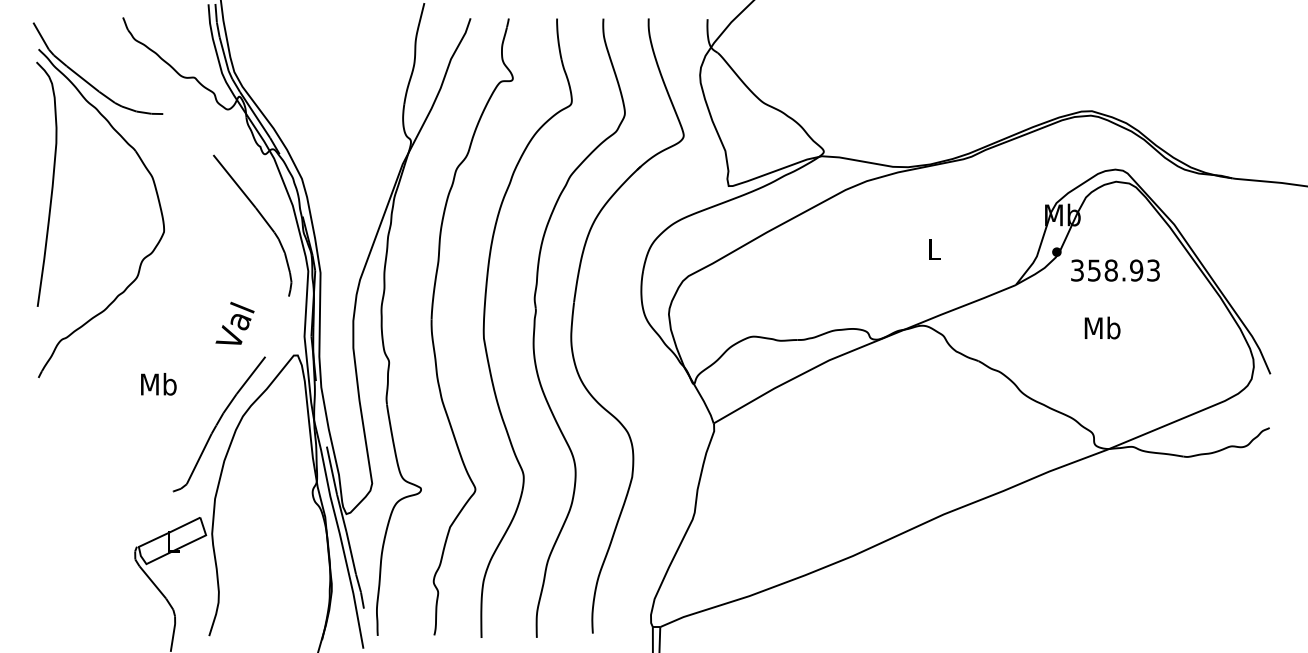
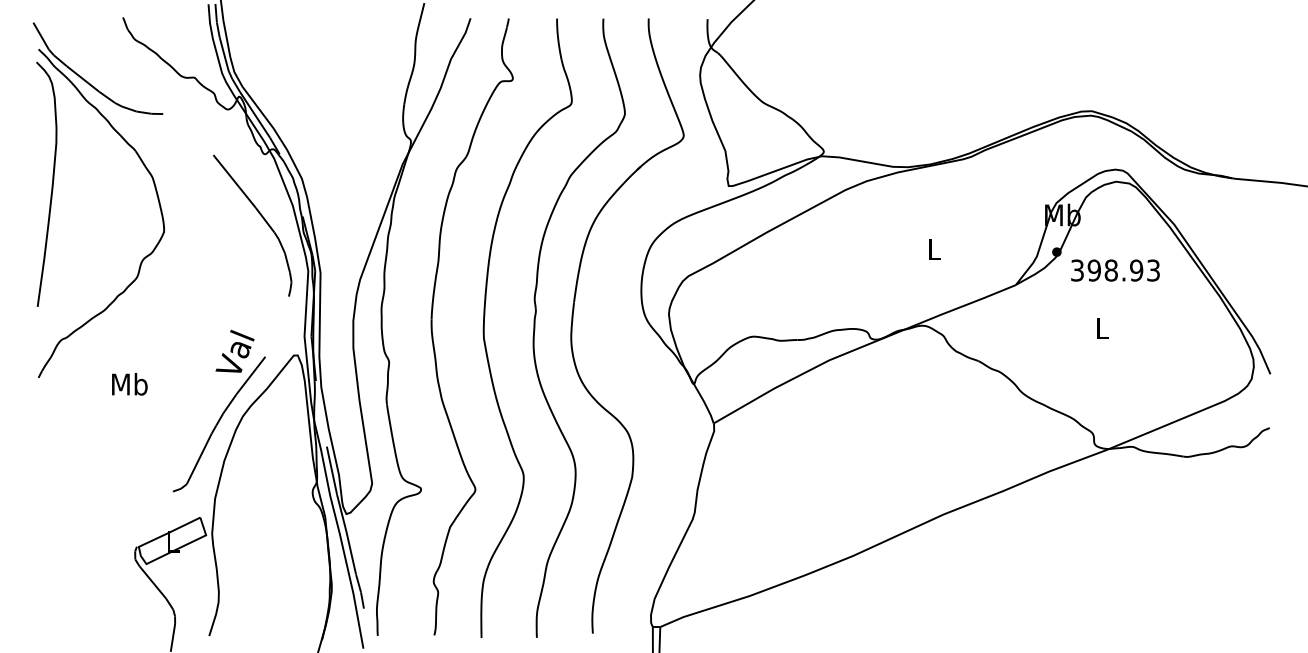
text: 358.93 -> 398.93 (1093, 270)
text position: (234, 322) -> (234, 350) (234, 350)
text: Mb -> L (1102, 327)
text position: (158, 384) -> (129, 384) (129, 384)
